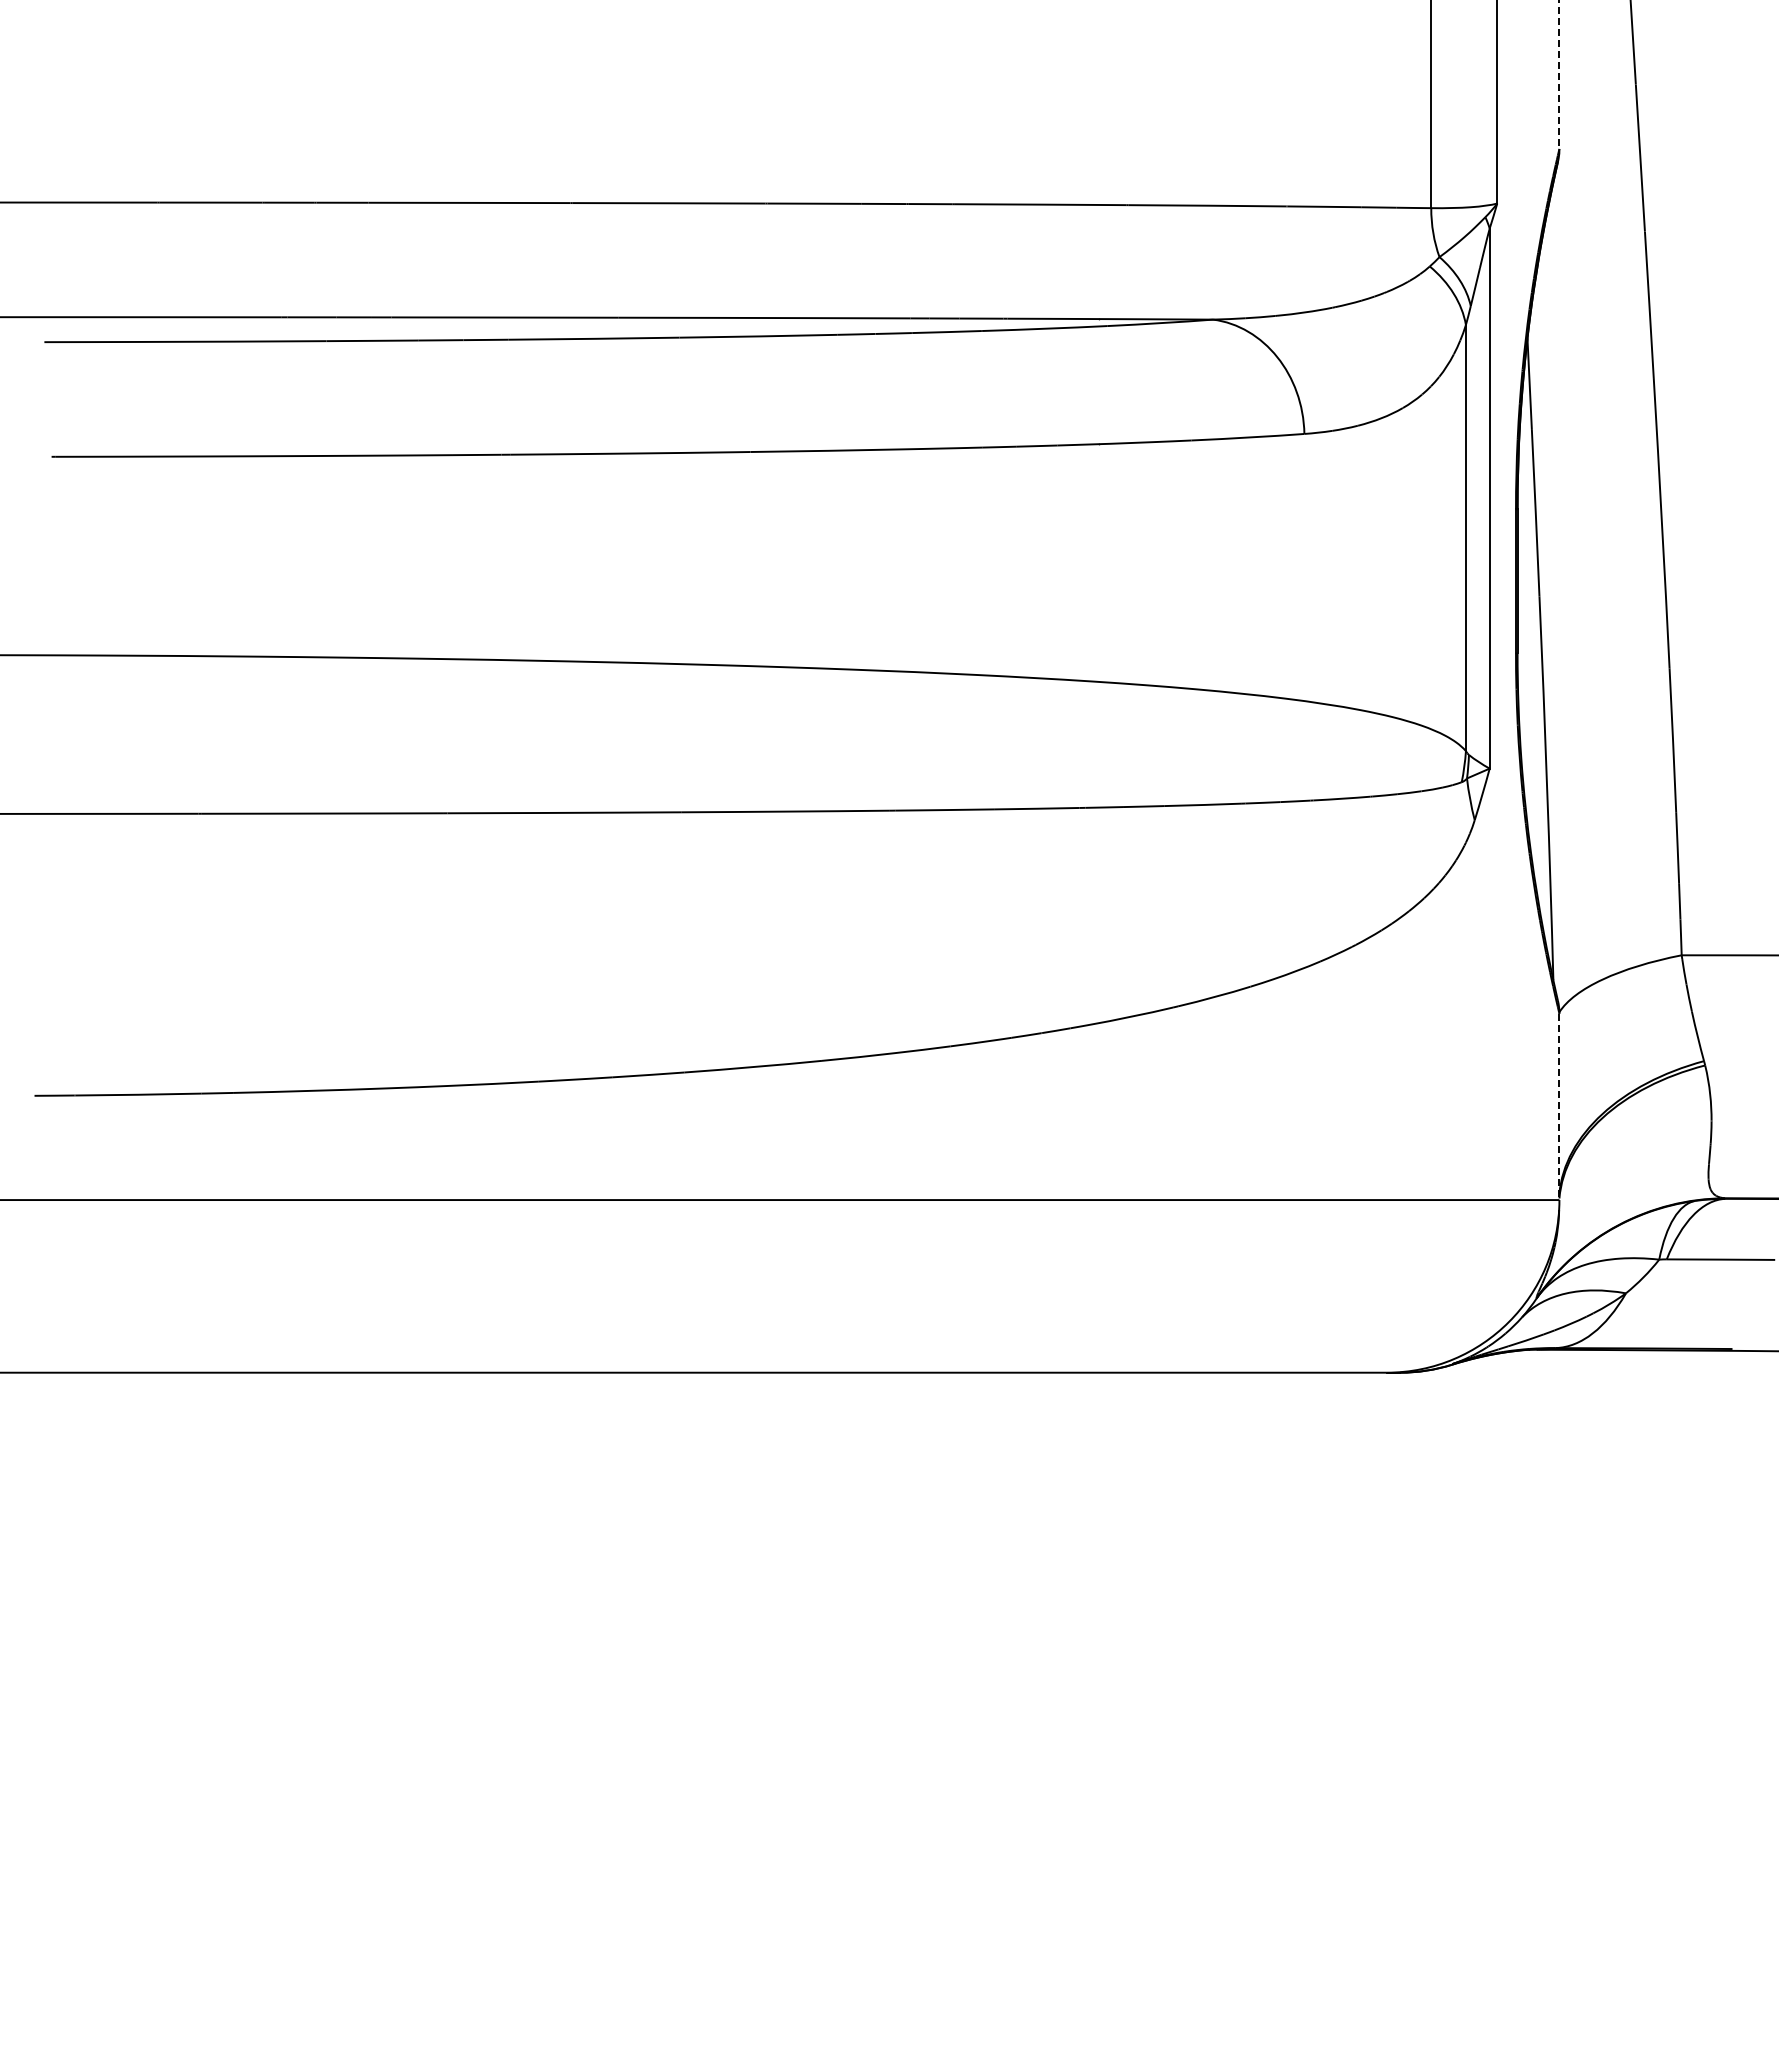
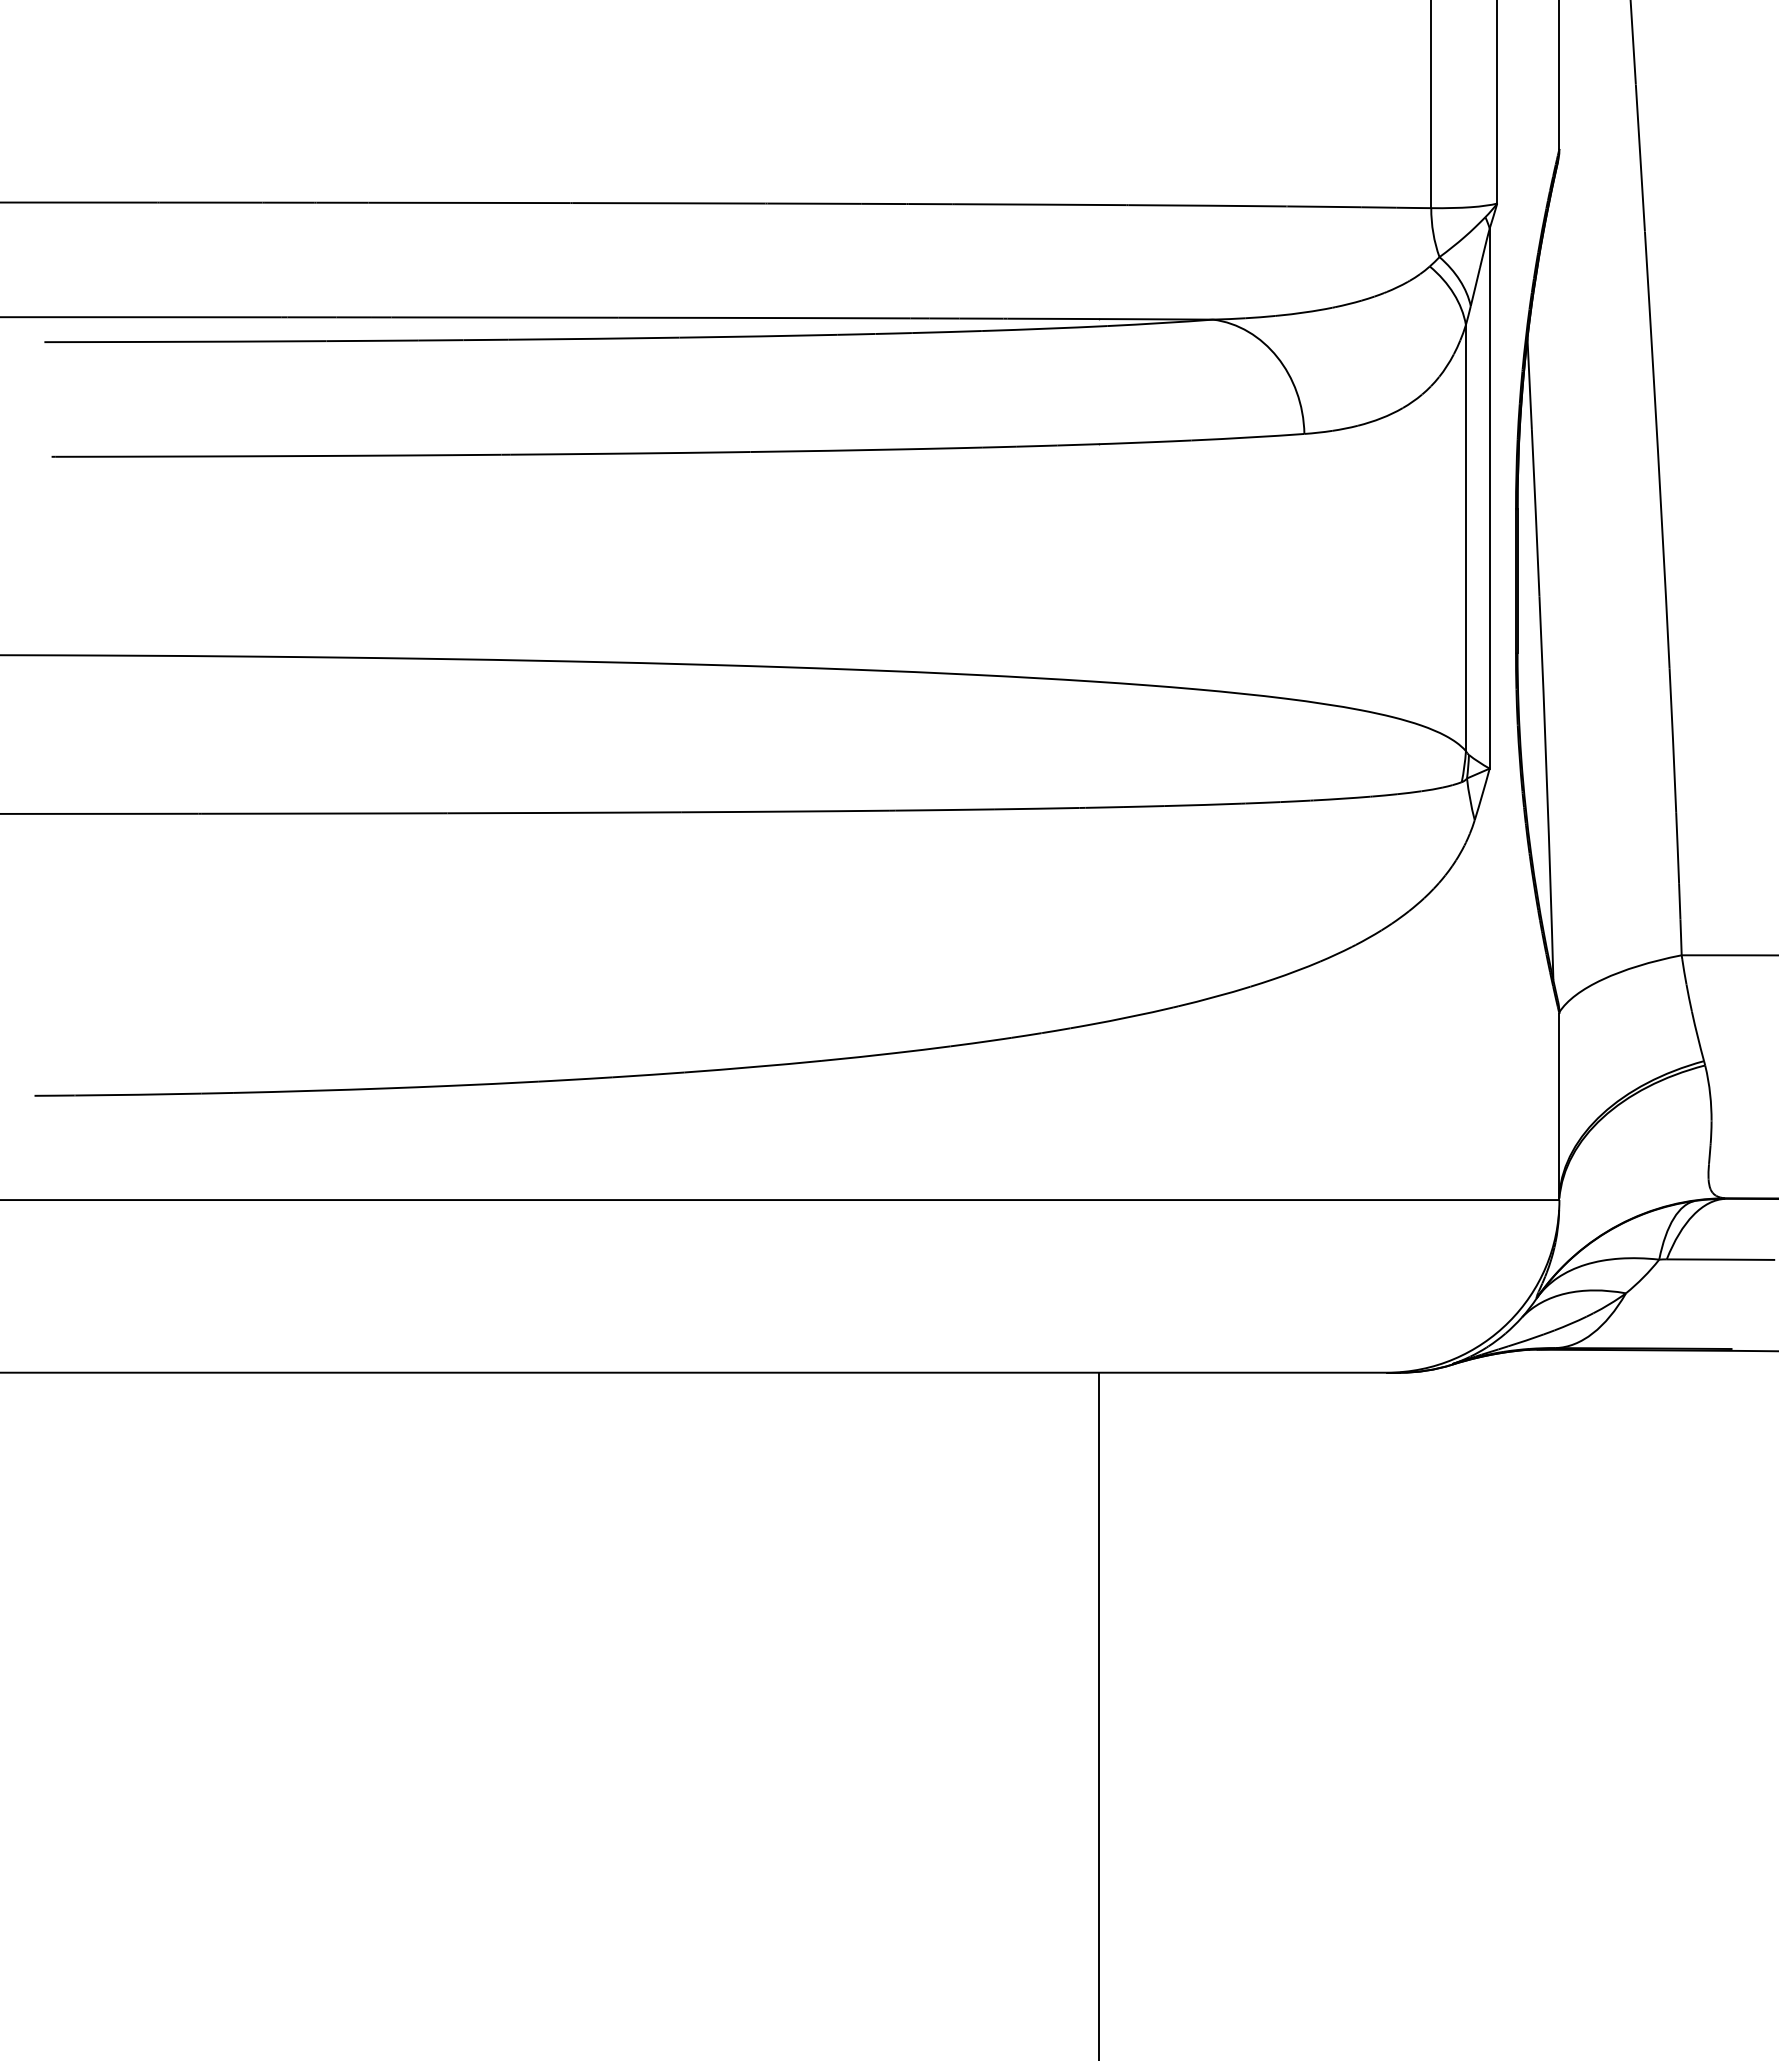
line: dashed -> solid (1559, 75)
line: dashed -> solid (1559, 1107)
line: none -> present (1099, 1714)
